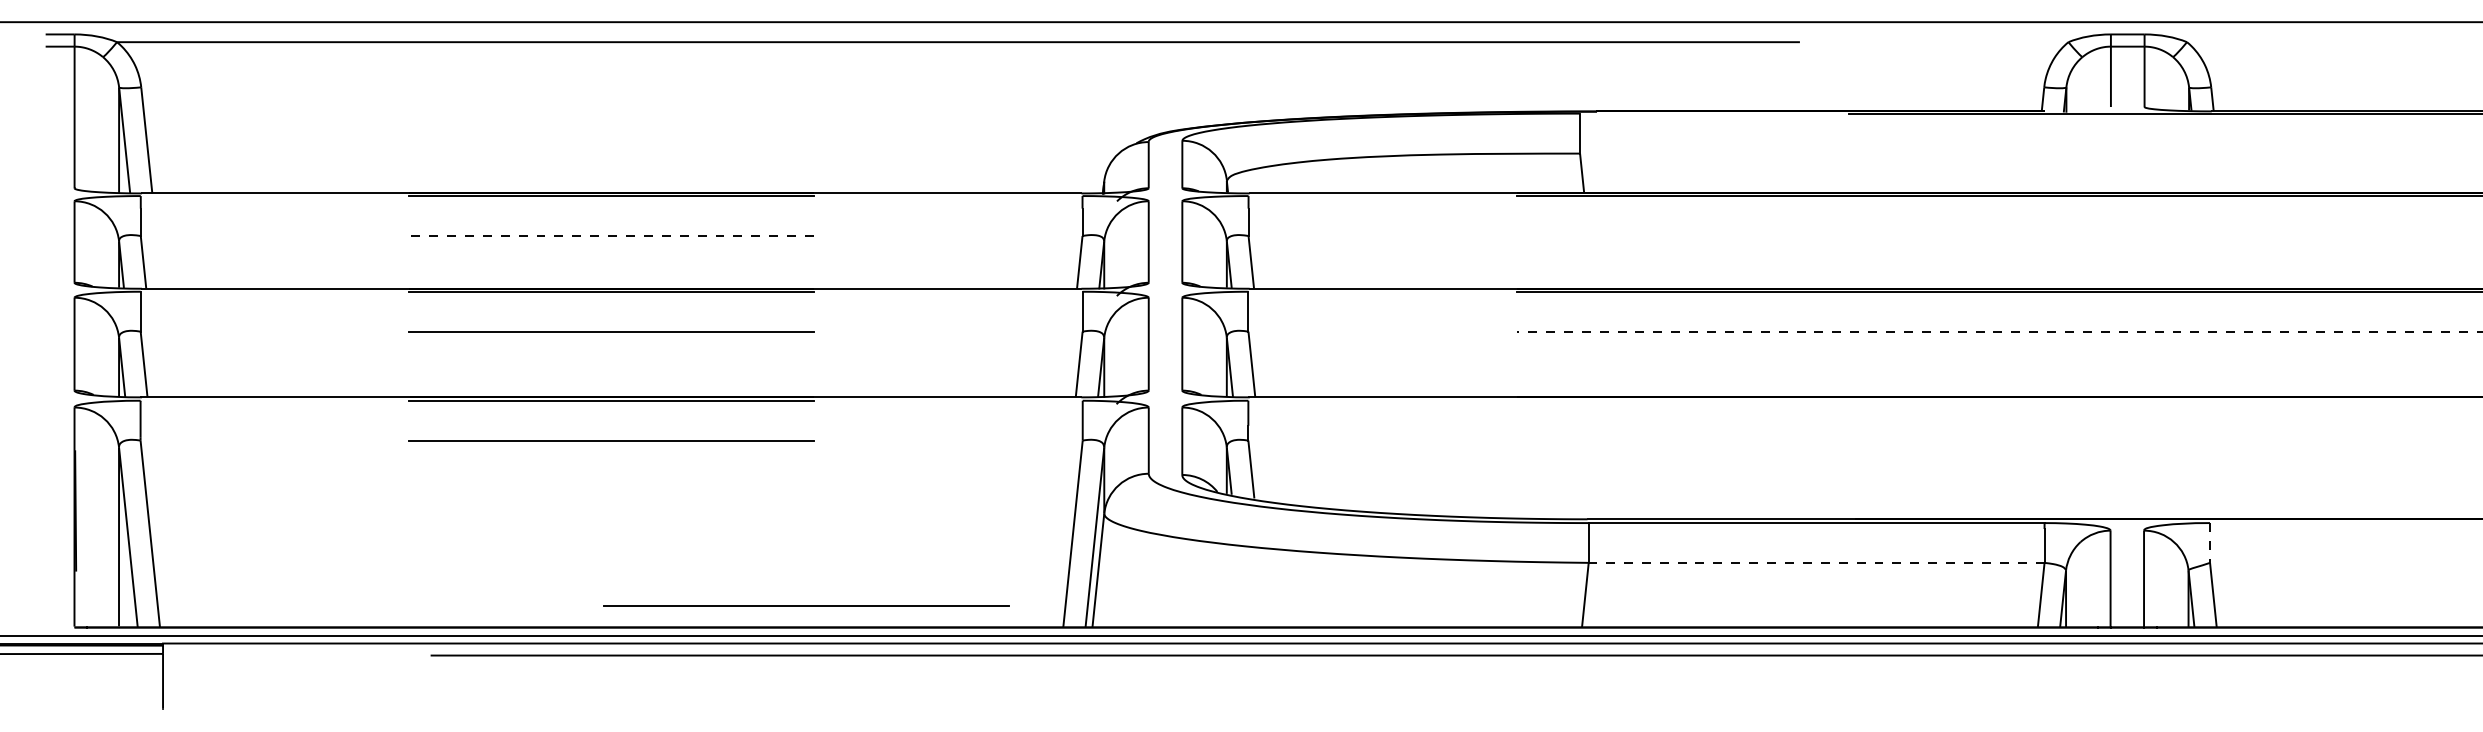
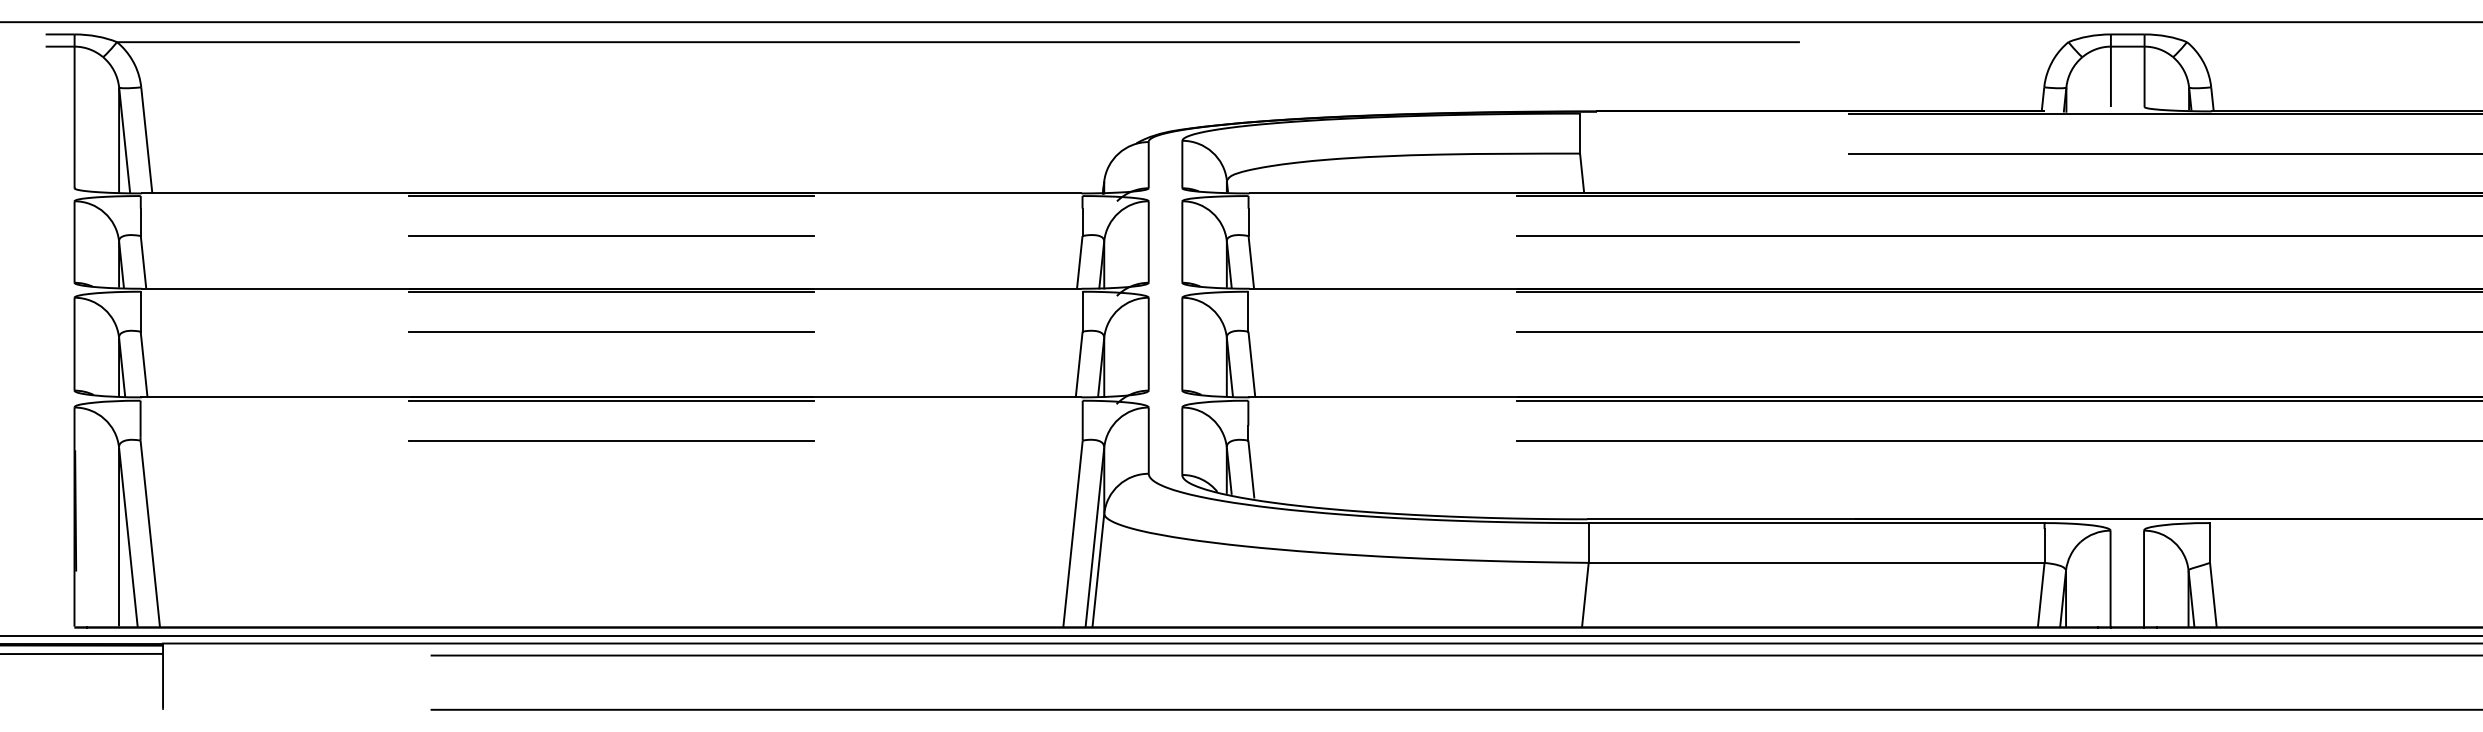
line: none -> present (2163, 153)
line: dashed -> solid (611, 236)
line: none -> present (1998, 236)
line: dashed -> solid (1999, 331)
line: none -> present (1997, 400)
line: none -> present (1997, 440)
line: dashed -> solid (2210, 543)
line: dashed -> solid (1816, 562)
line: present -> none (806, 605)
line: none -> present (1455, 709)
